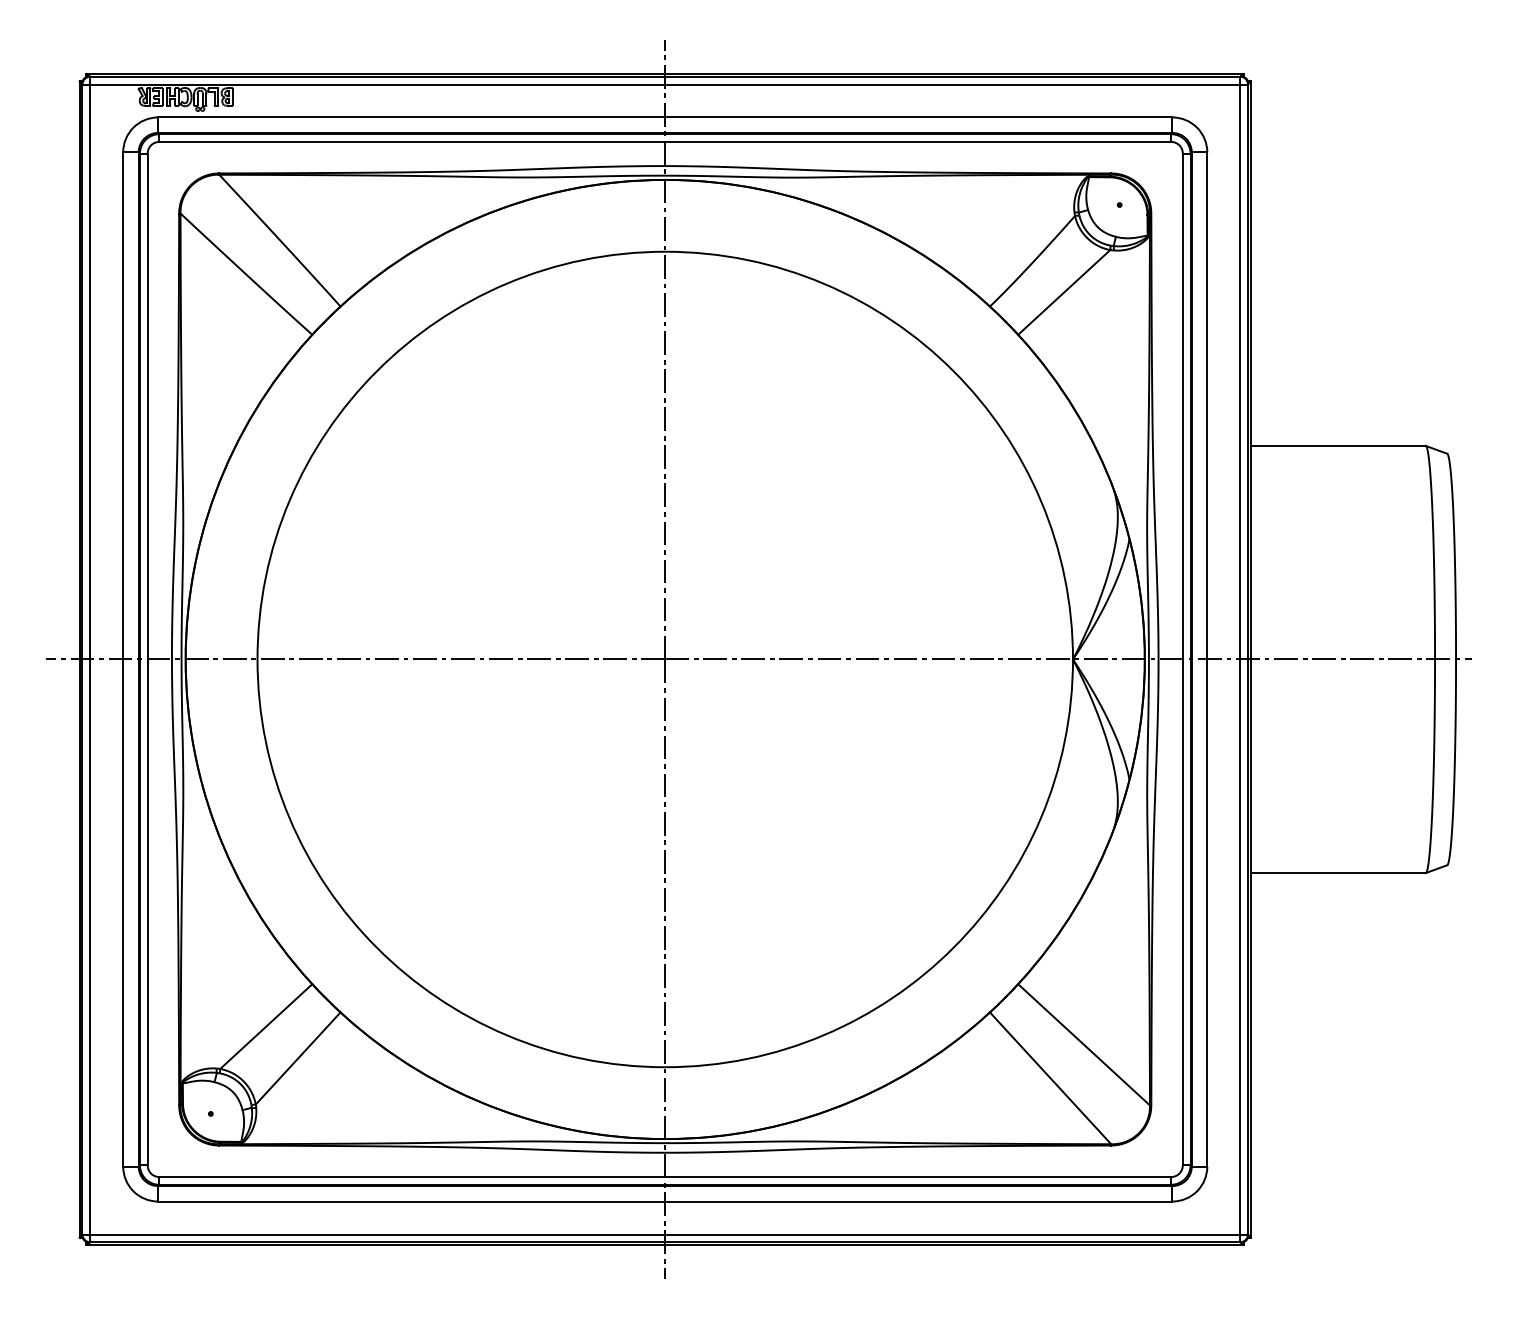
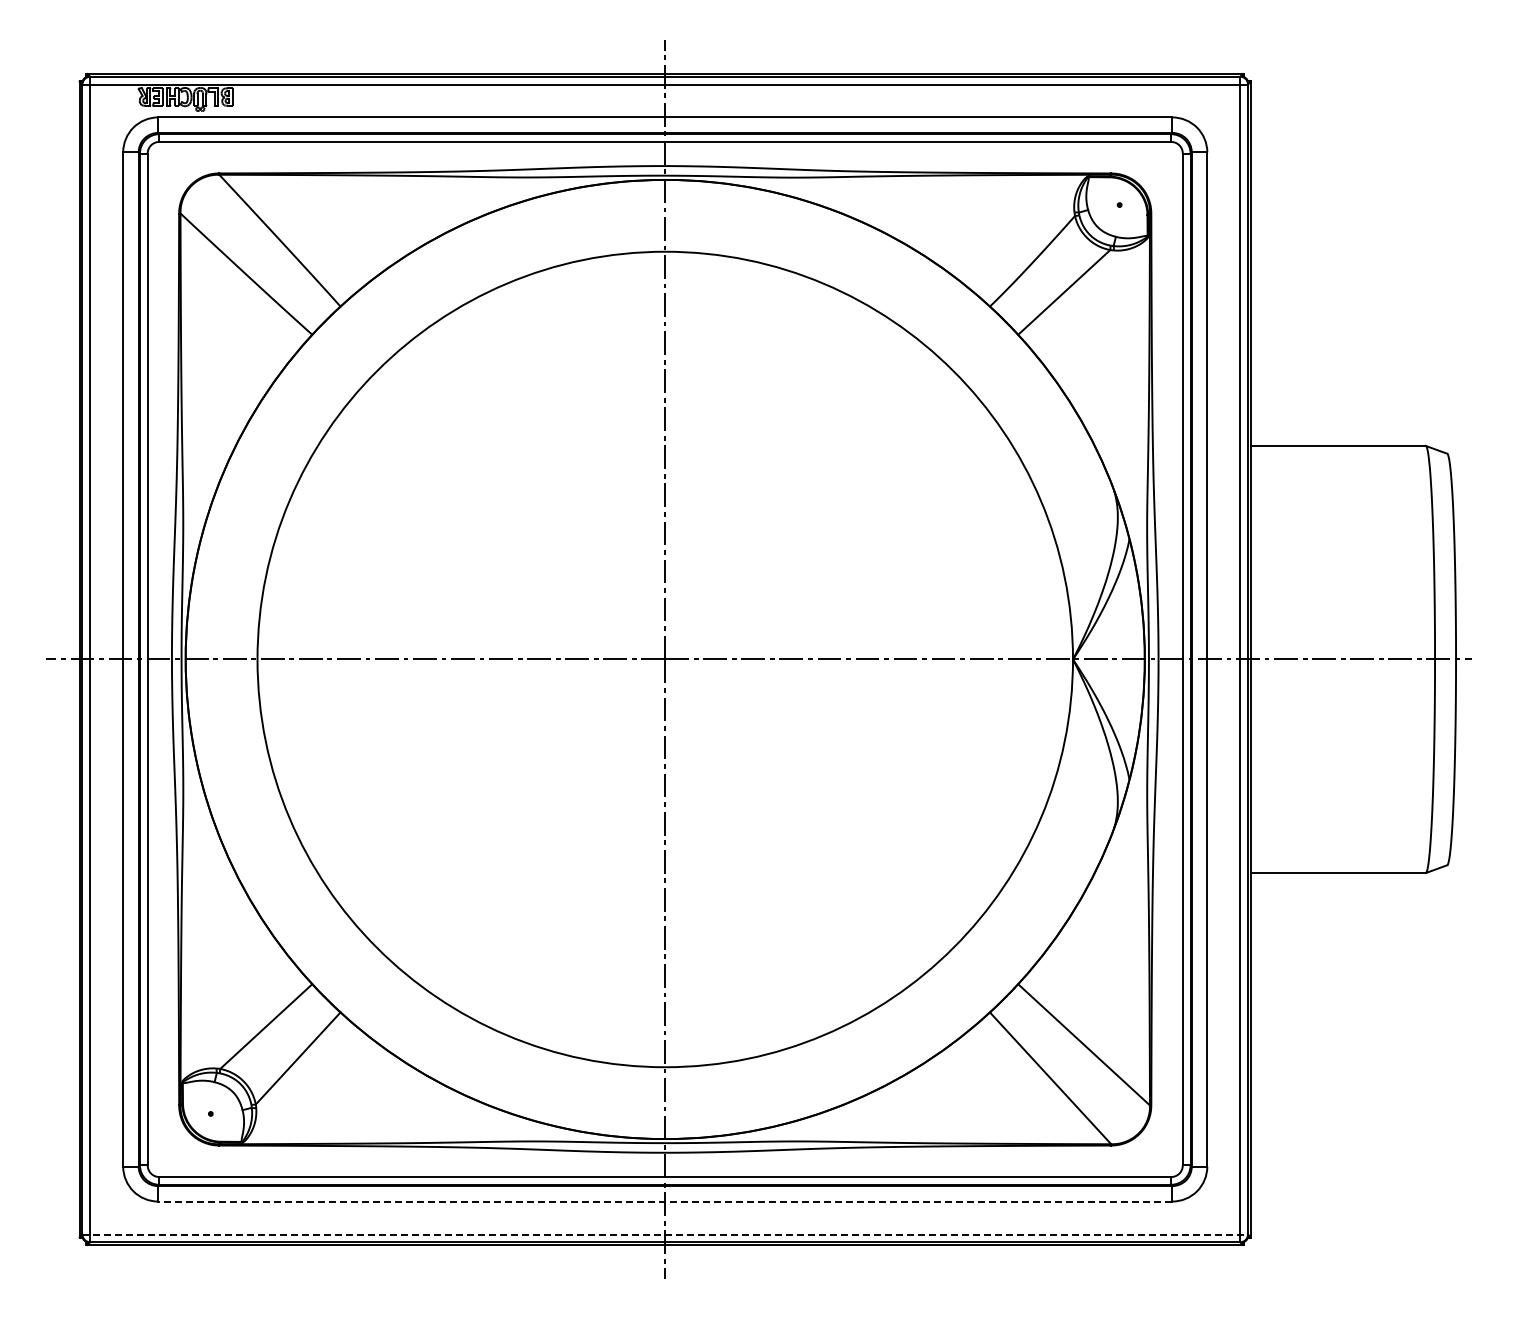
line: solid -> dashed (664, 1201)
line: solid -> dashed (665, 1234)
